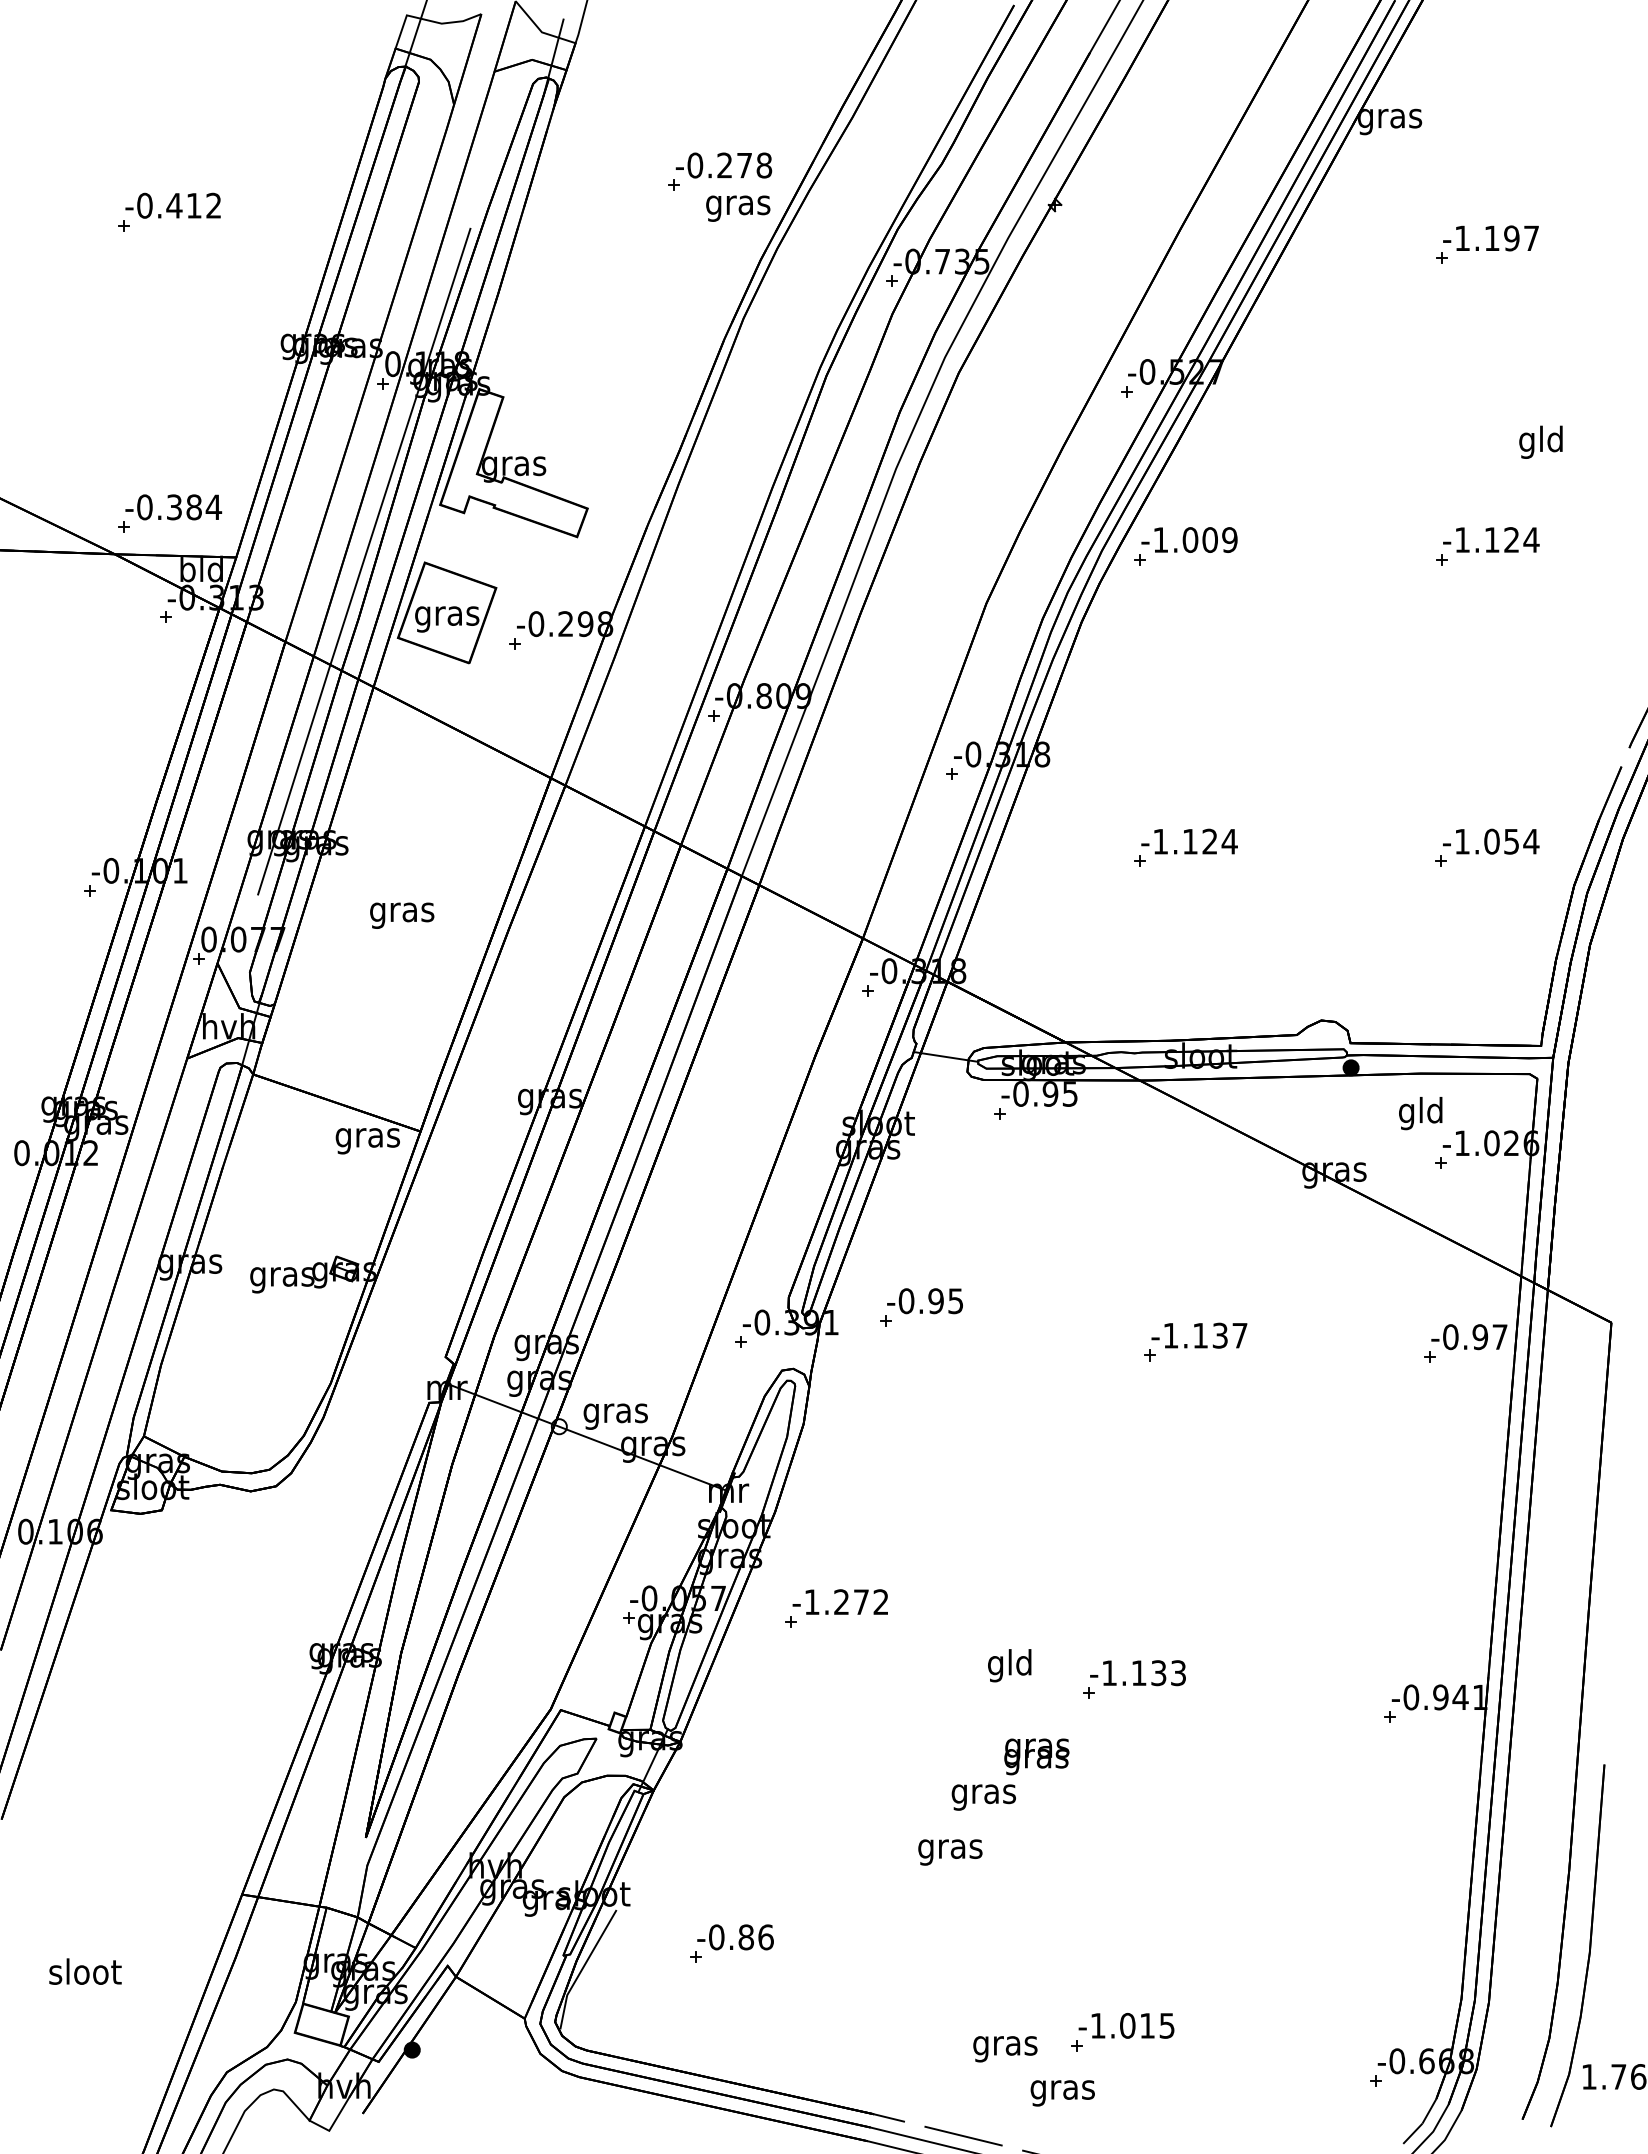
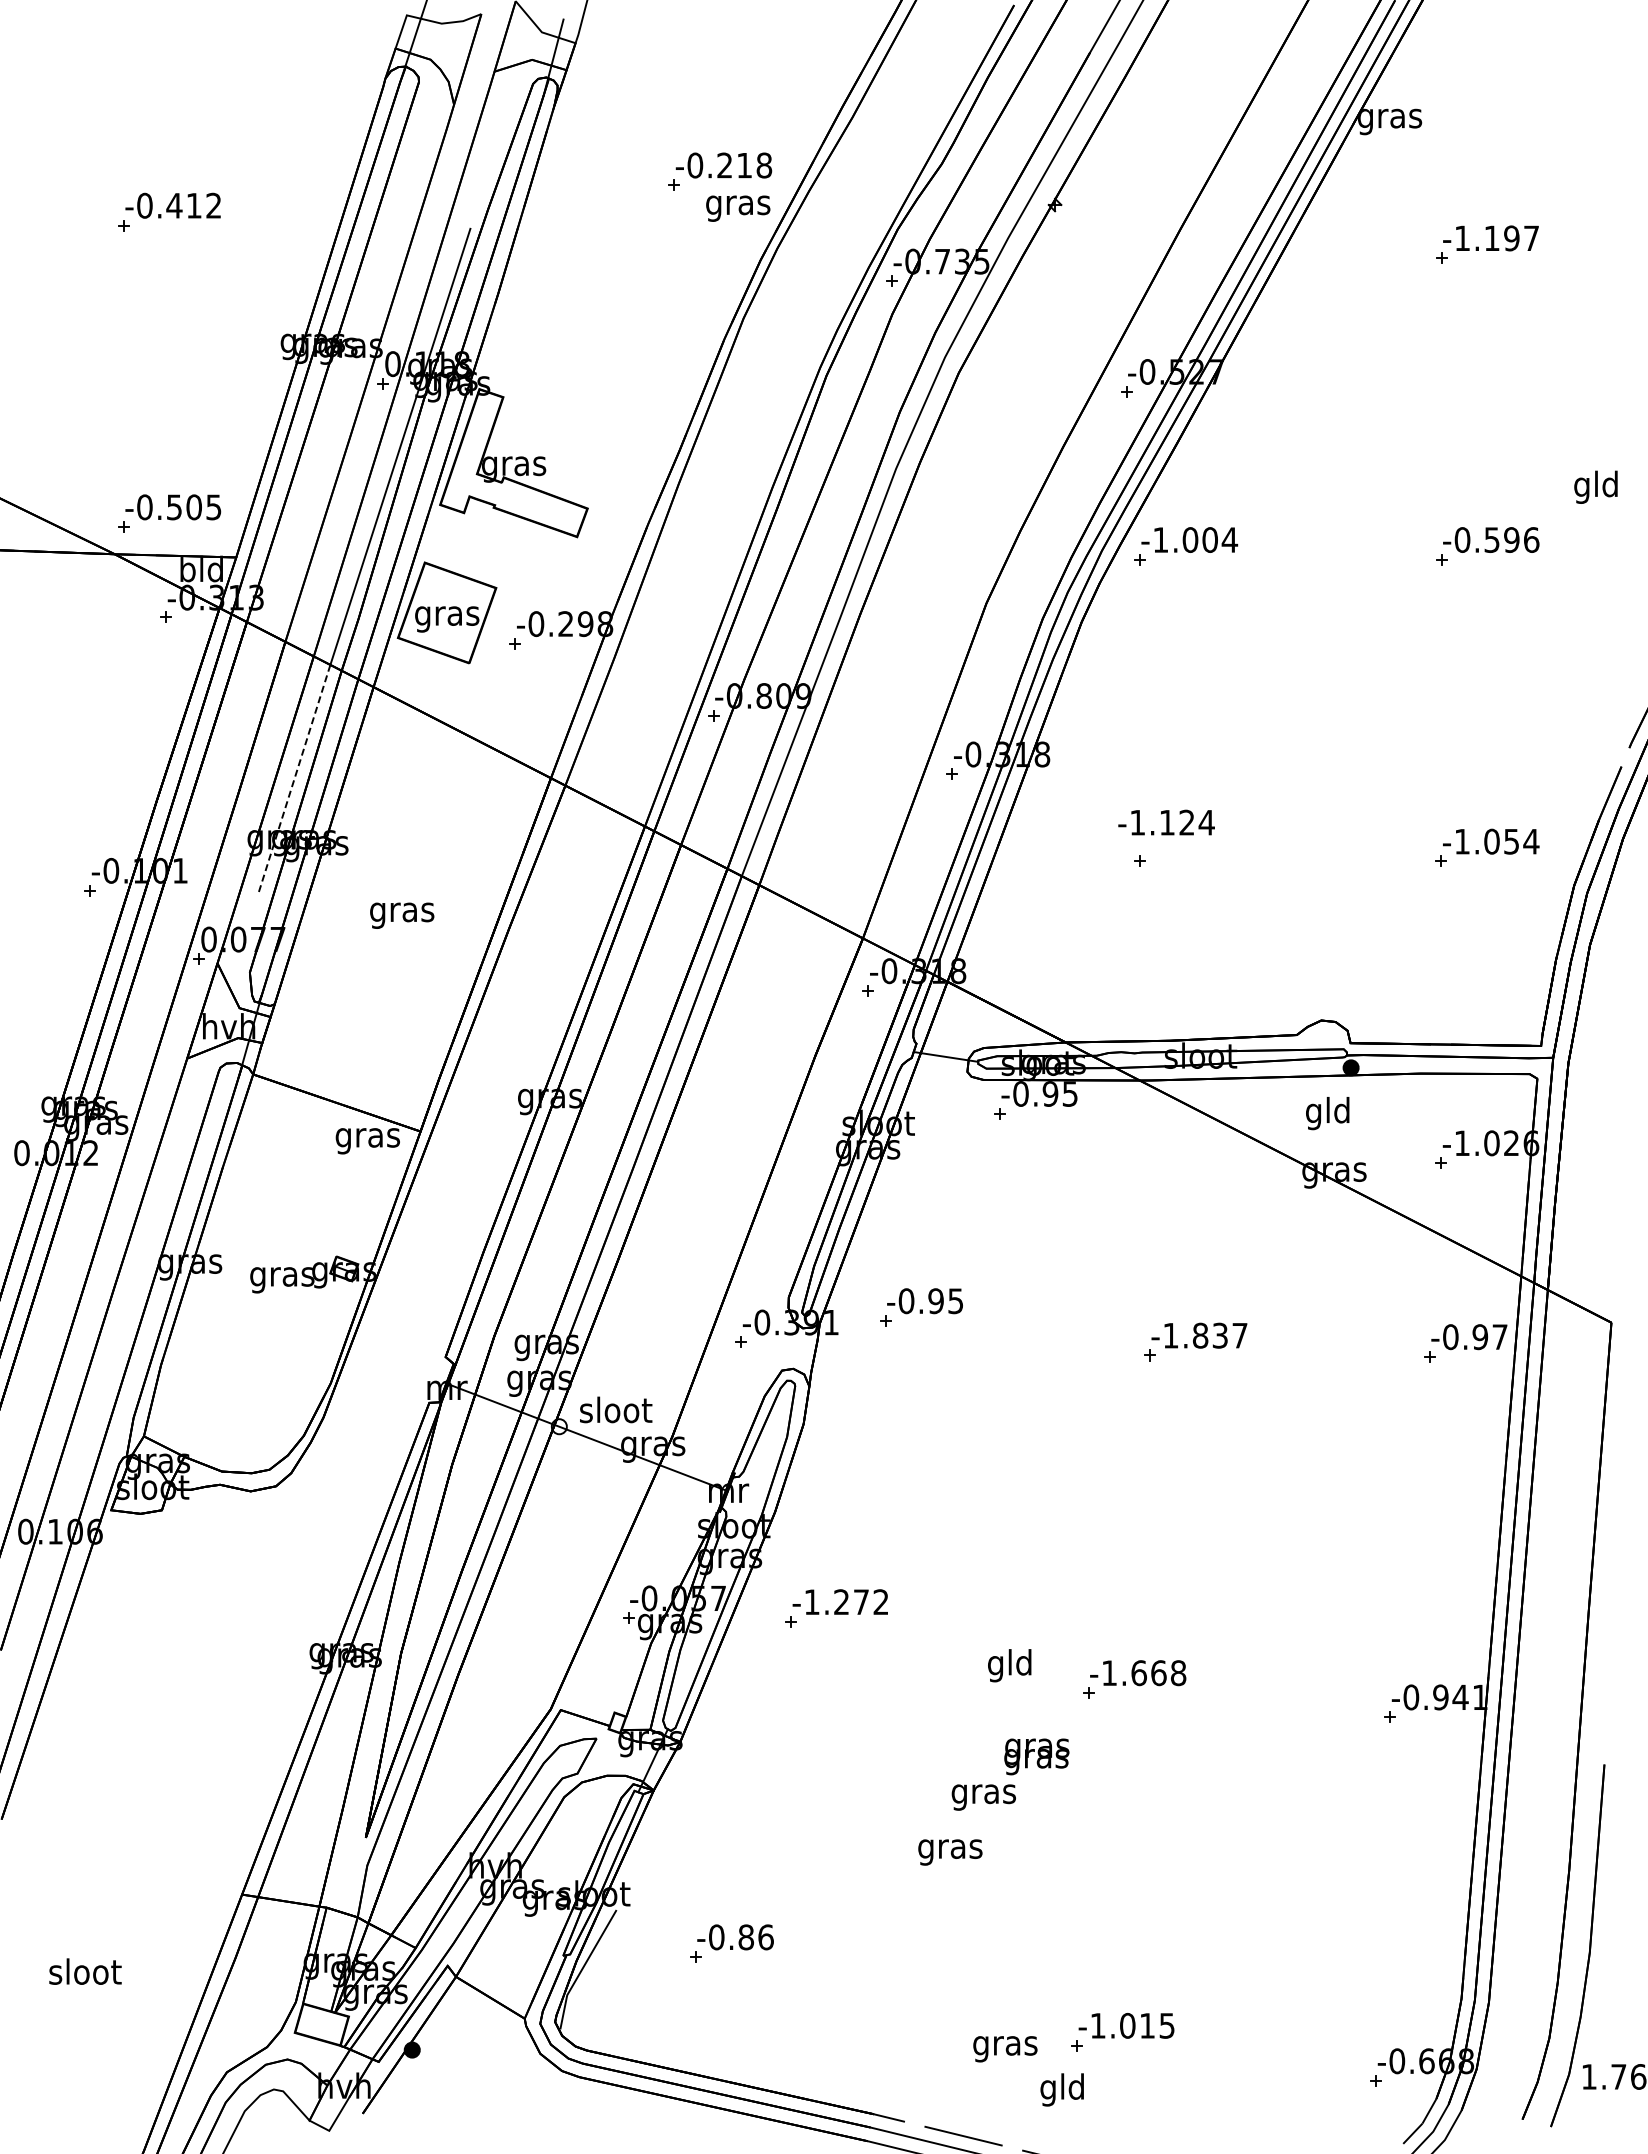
text: -0.278 -> -0.218 (744, 165)
text position: (1540, 441) -> (1595, 486) (1595, 486)
text: -0.384 -> -0.505 (194, 507)
text: -1.009 -> -1.004 (1229, 539)
text: -1.124 -> -0.596 (1496, 539)
line: solid -> dashed (294, 780)
text position: (1189, 841) -> (1166, 822) (1166, 822)
text position: (1420, 1113) -> (1327, 1113) (1327, 1113)
text: -1.137 -> -1.837 (1200, 1335)
text: gras -> sloot (616, 1412)
text: -1.133 -> -1.668 (1158, 1673)
text: gras -> gld (1062, 2089)
